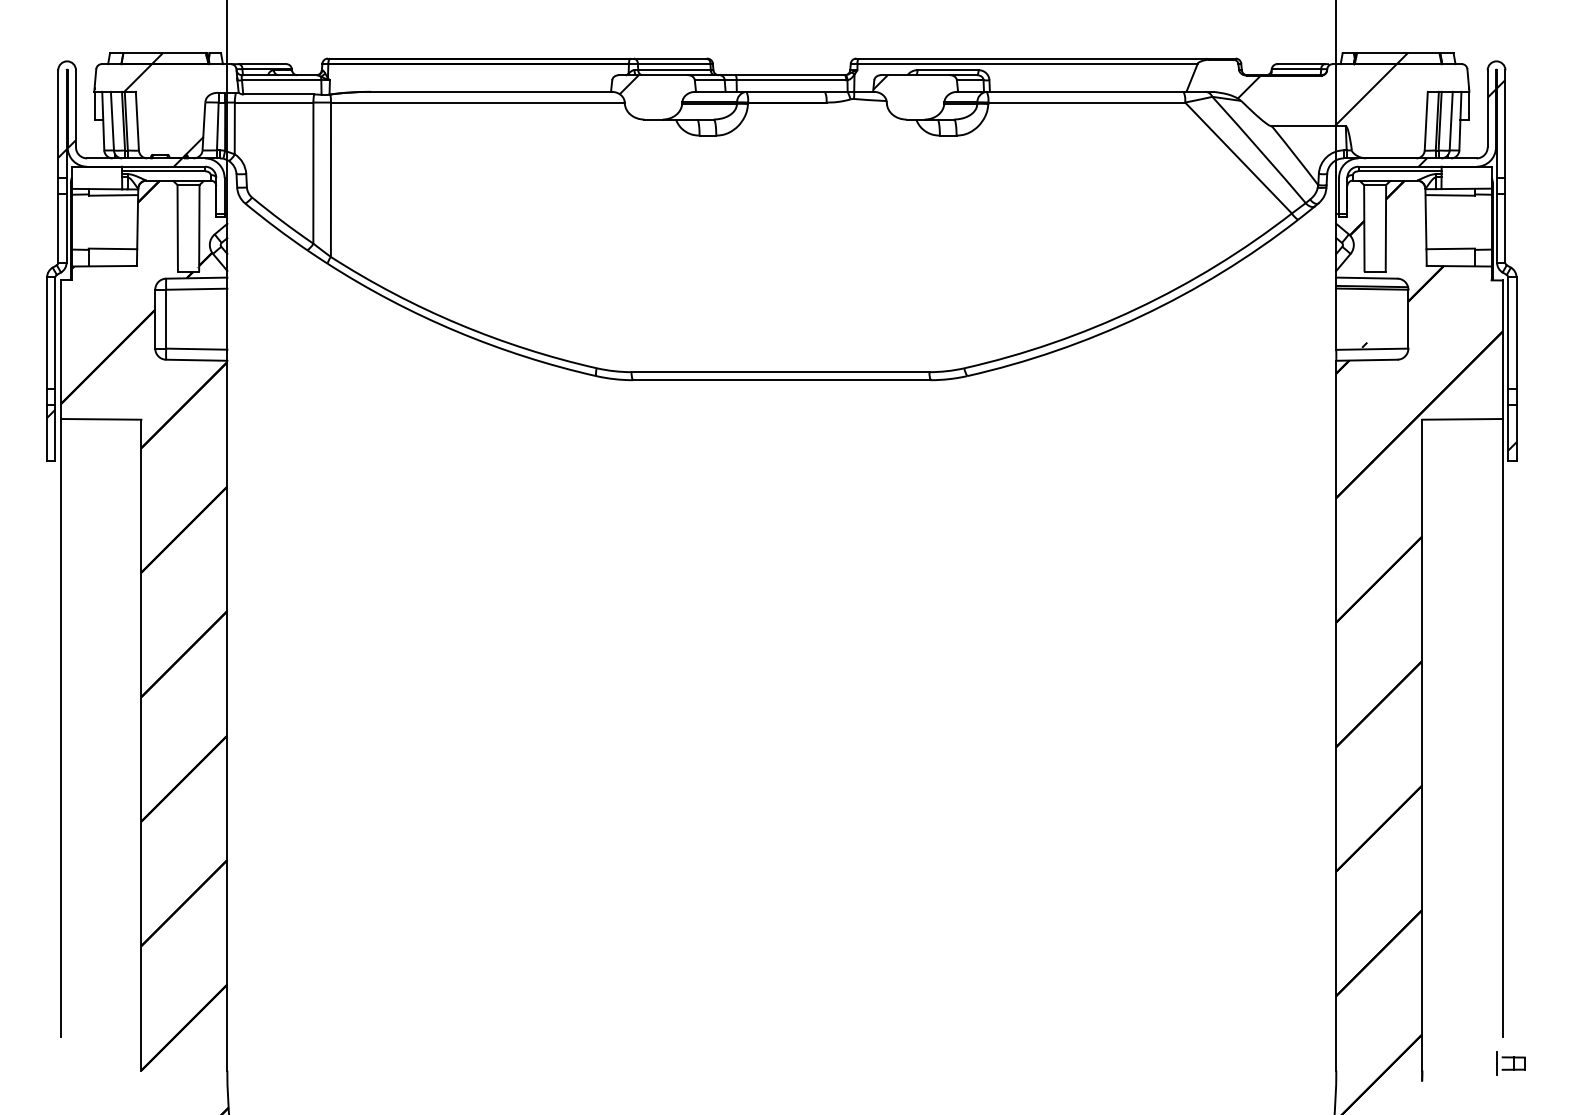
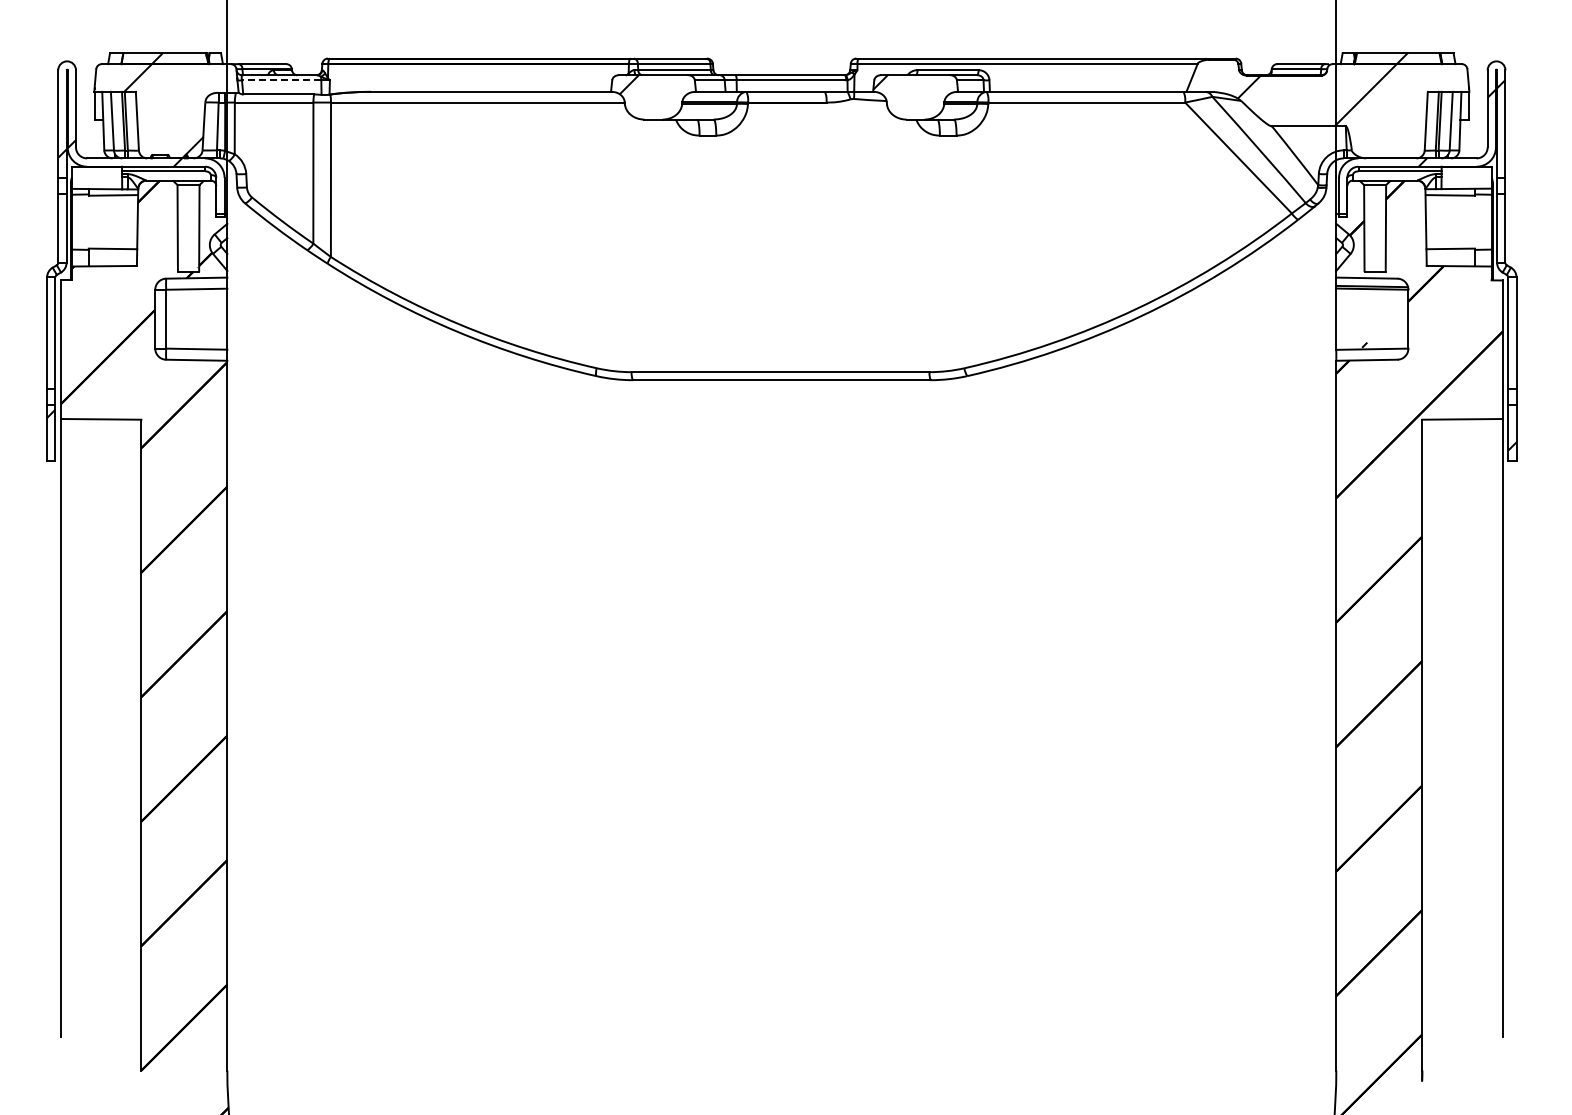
line: solid -> dashed (281, 80)
part: present -> none (1510, 1063)
